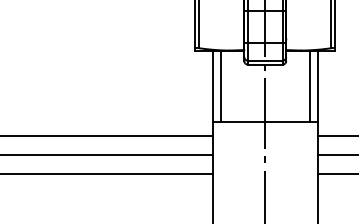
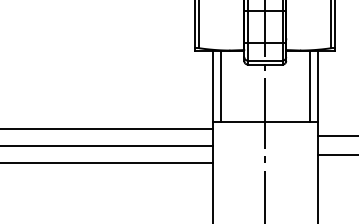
line position: (107, 136) -> (107, 129) (107, 129)
line position: (107, 155) -> (107, 146) (107, 146)
line position: (107, 174) -> (107, 163) (107, 163)
line: present -> none (336, 174)
